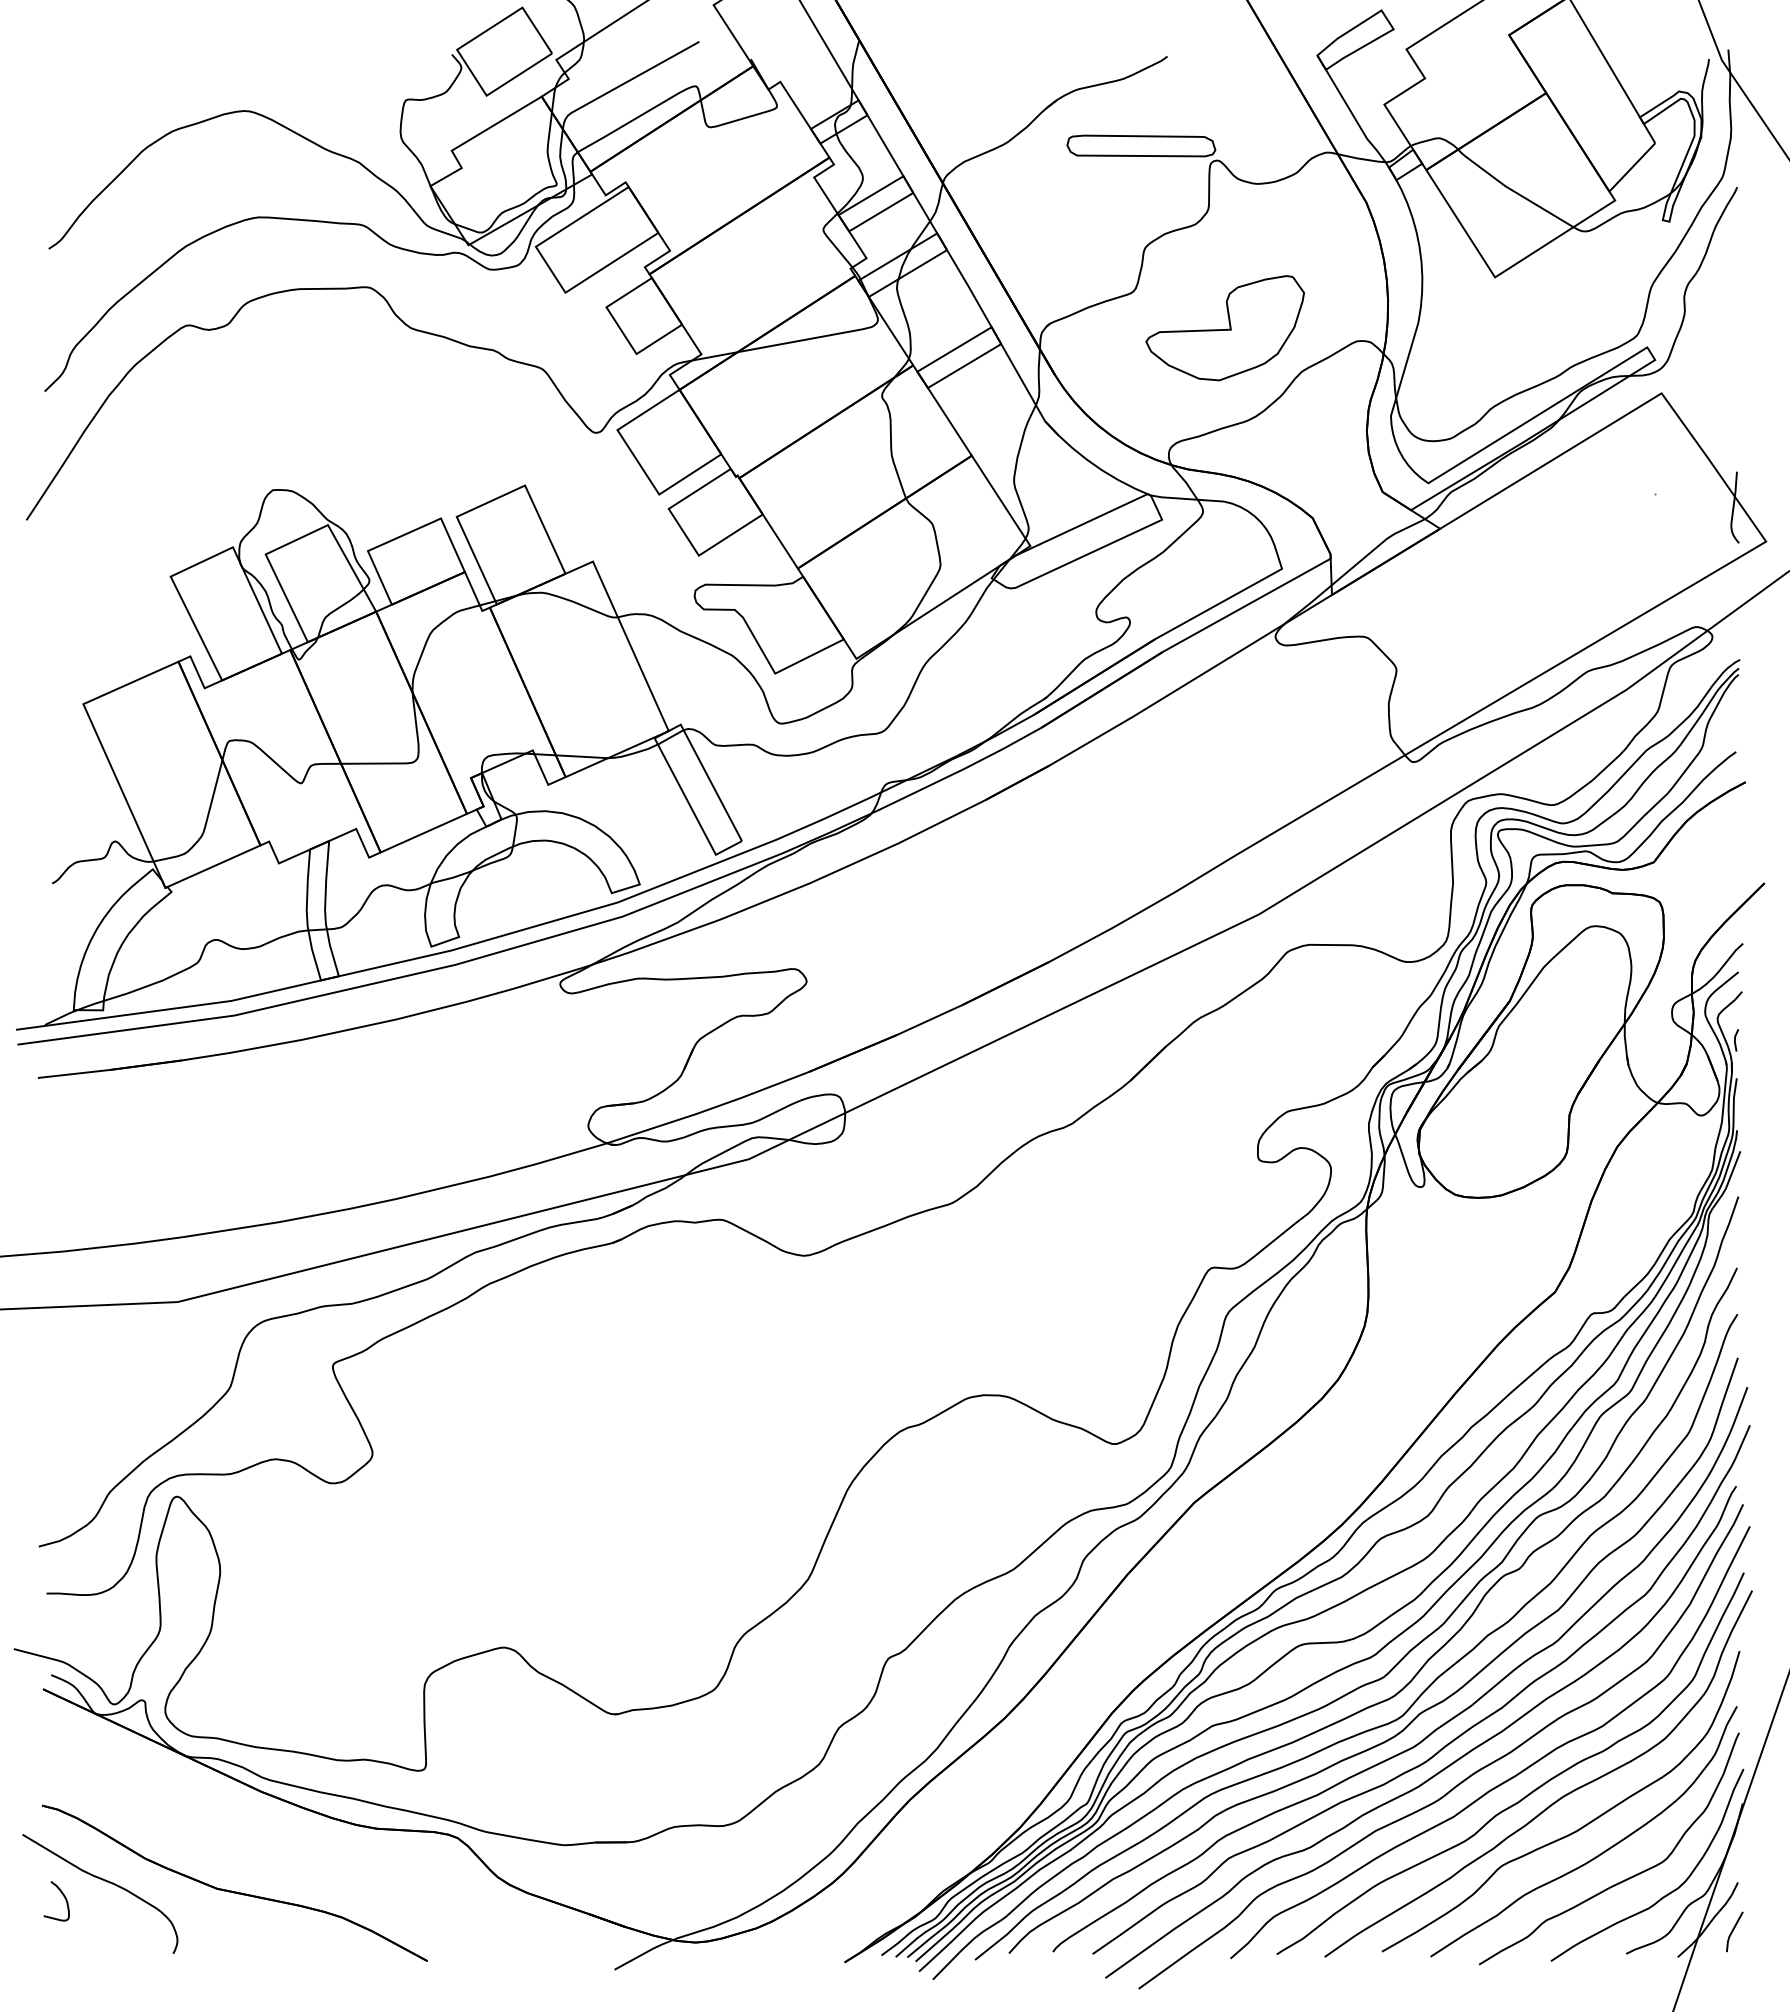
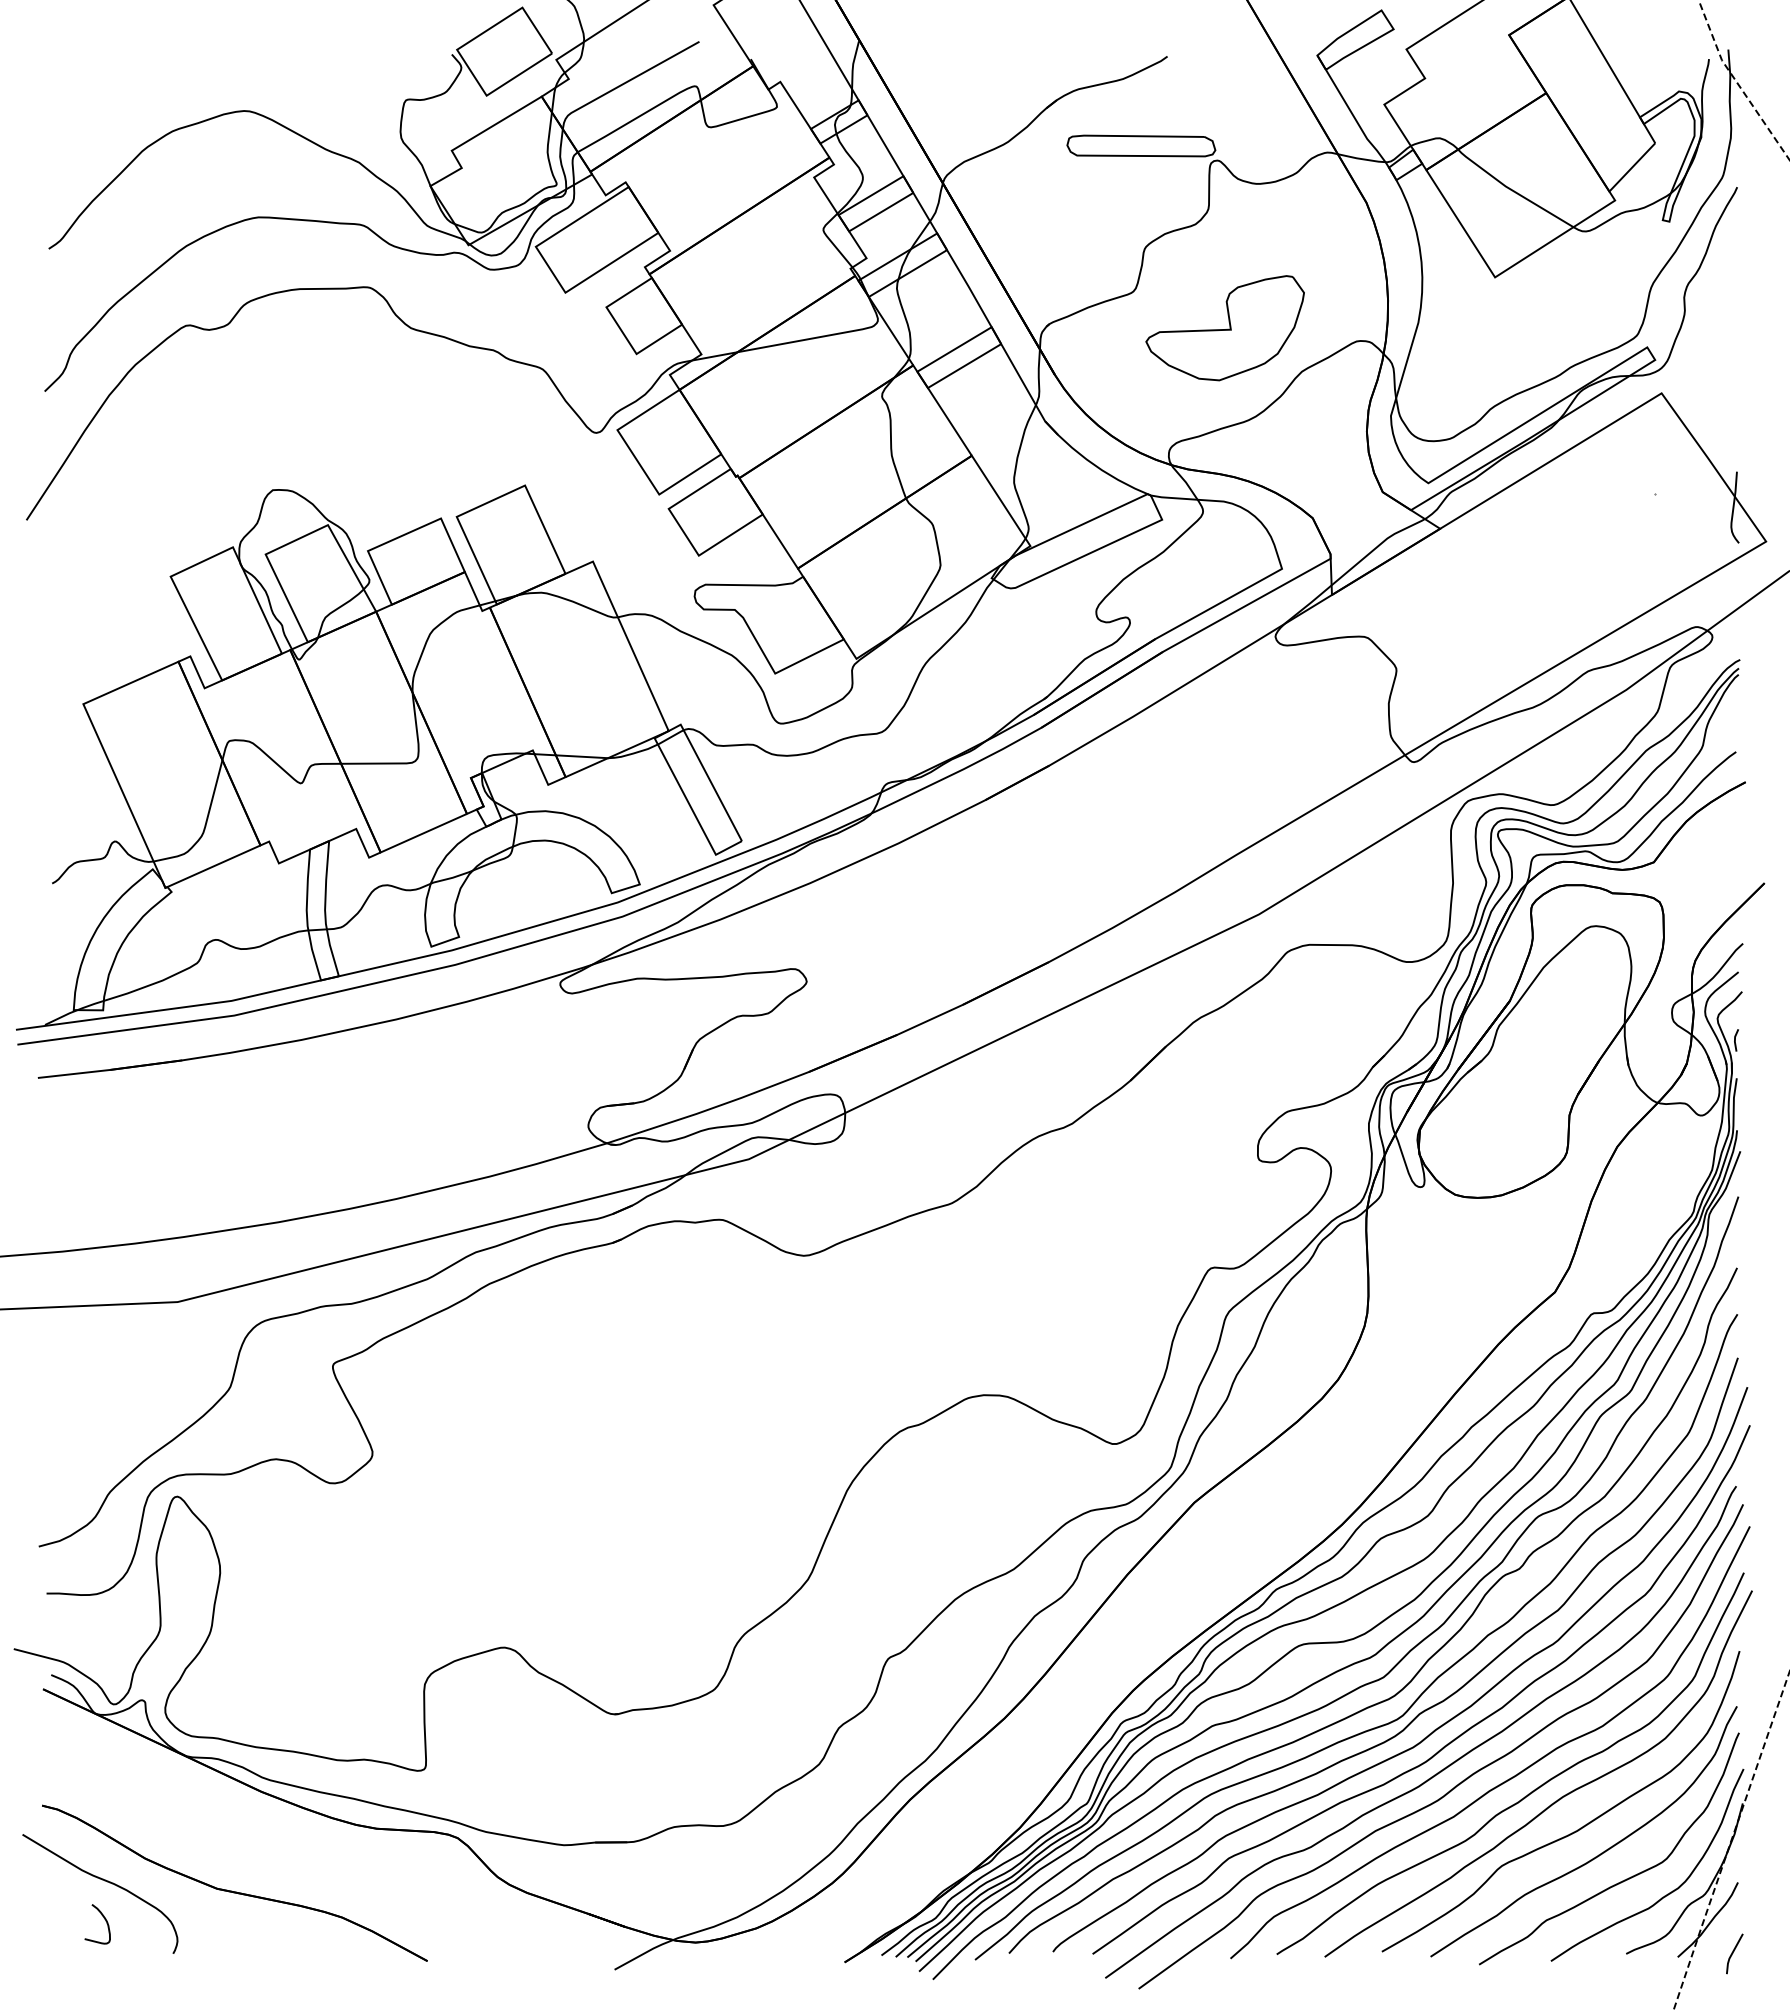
line: solid -> dashed (1737, 82)
line: solid -> dashed (1731, 1841)
curve position: (62, 1895) -> (103, 1918) (103, 1918)
line position: (1733, 1931) -> (1733, 1953) (1733, 1953)
